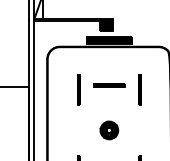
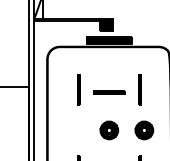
line position: (109, 85) -> (109, 92) (109, 92)
part: none -> present (144, 130)
